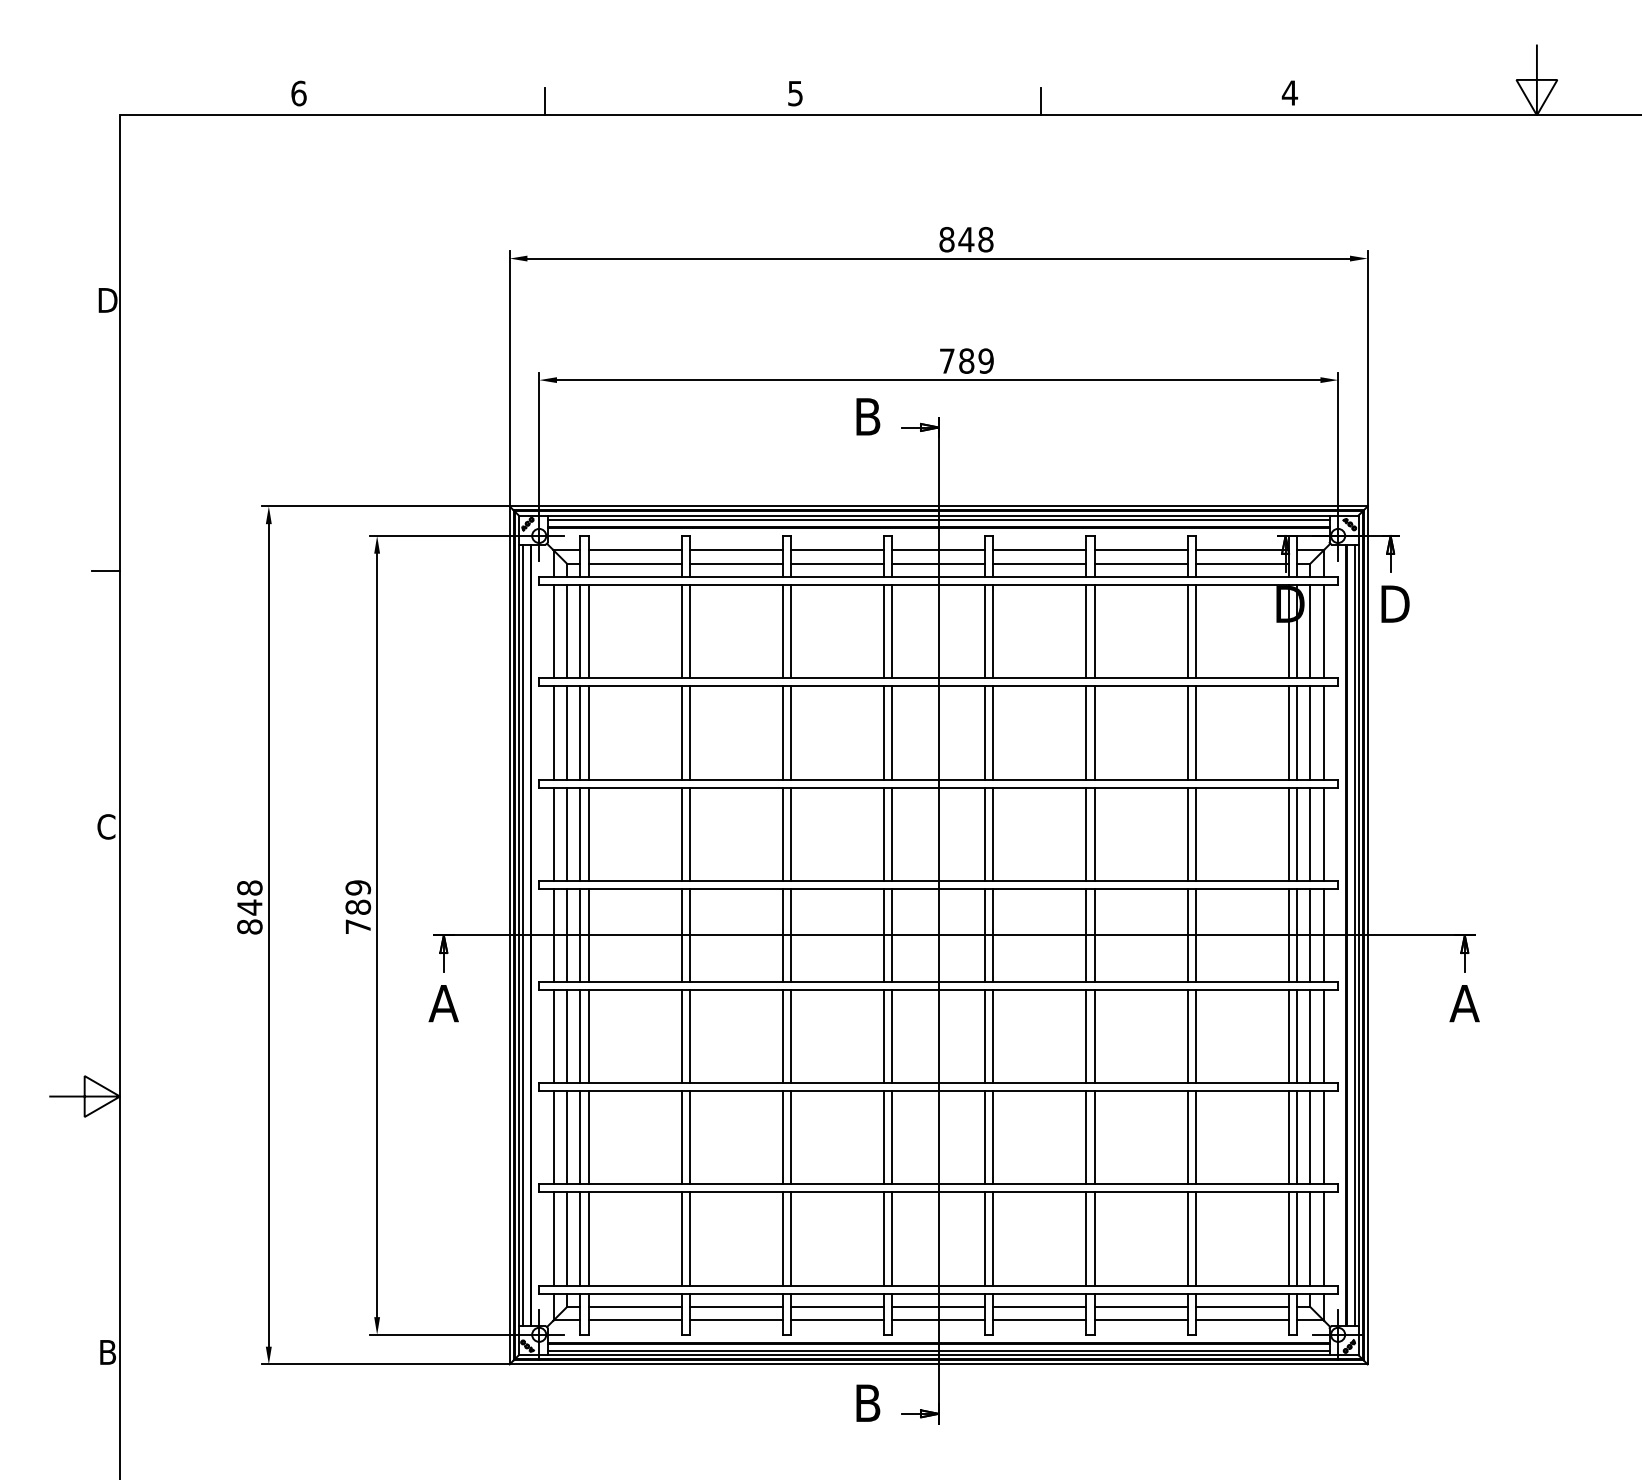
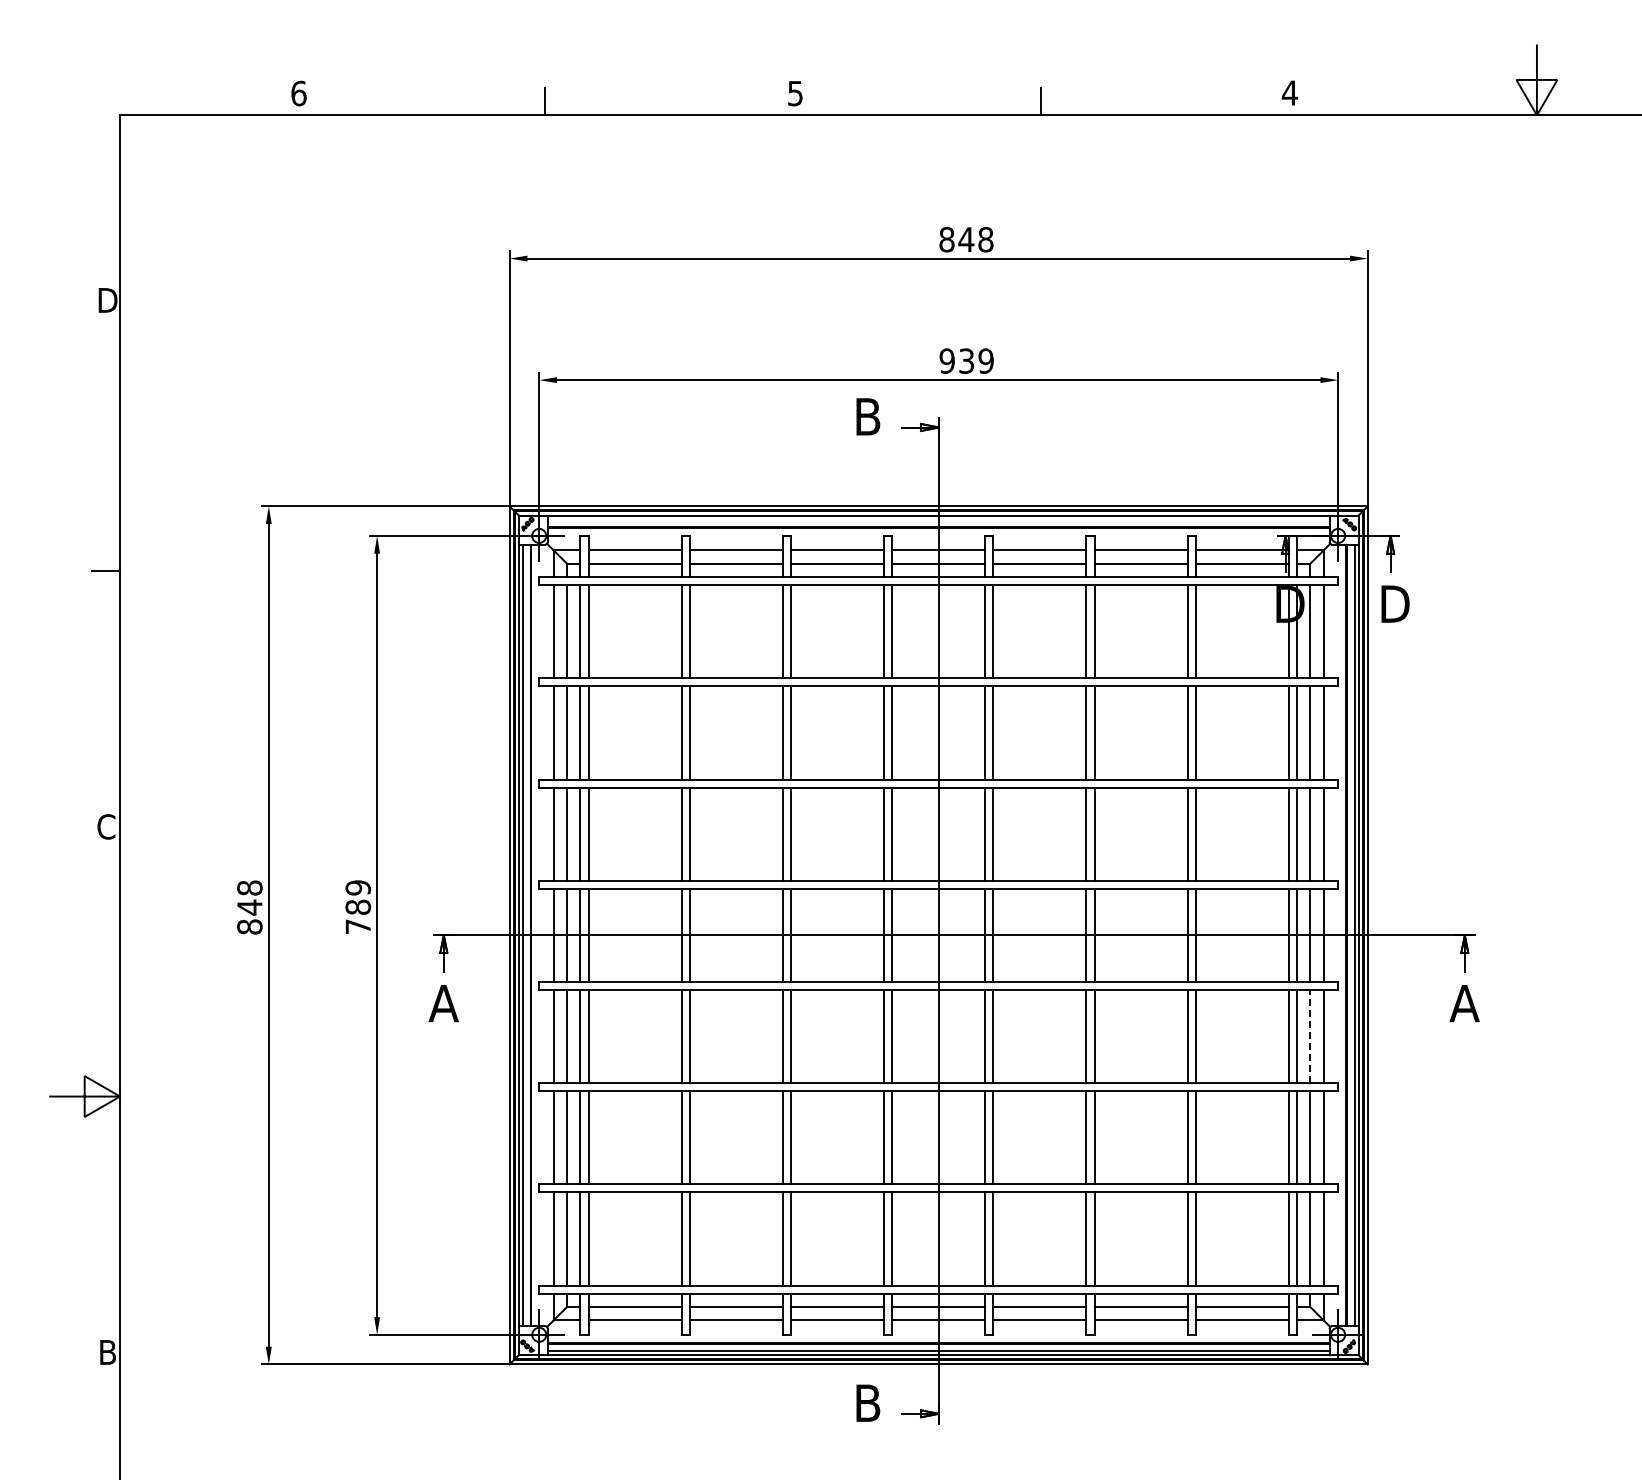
text: 789 -> 939 (956, 360)
line: present -> none (938, 519)
line: solid -> dashed (1310, 1036)
